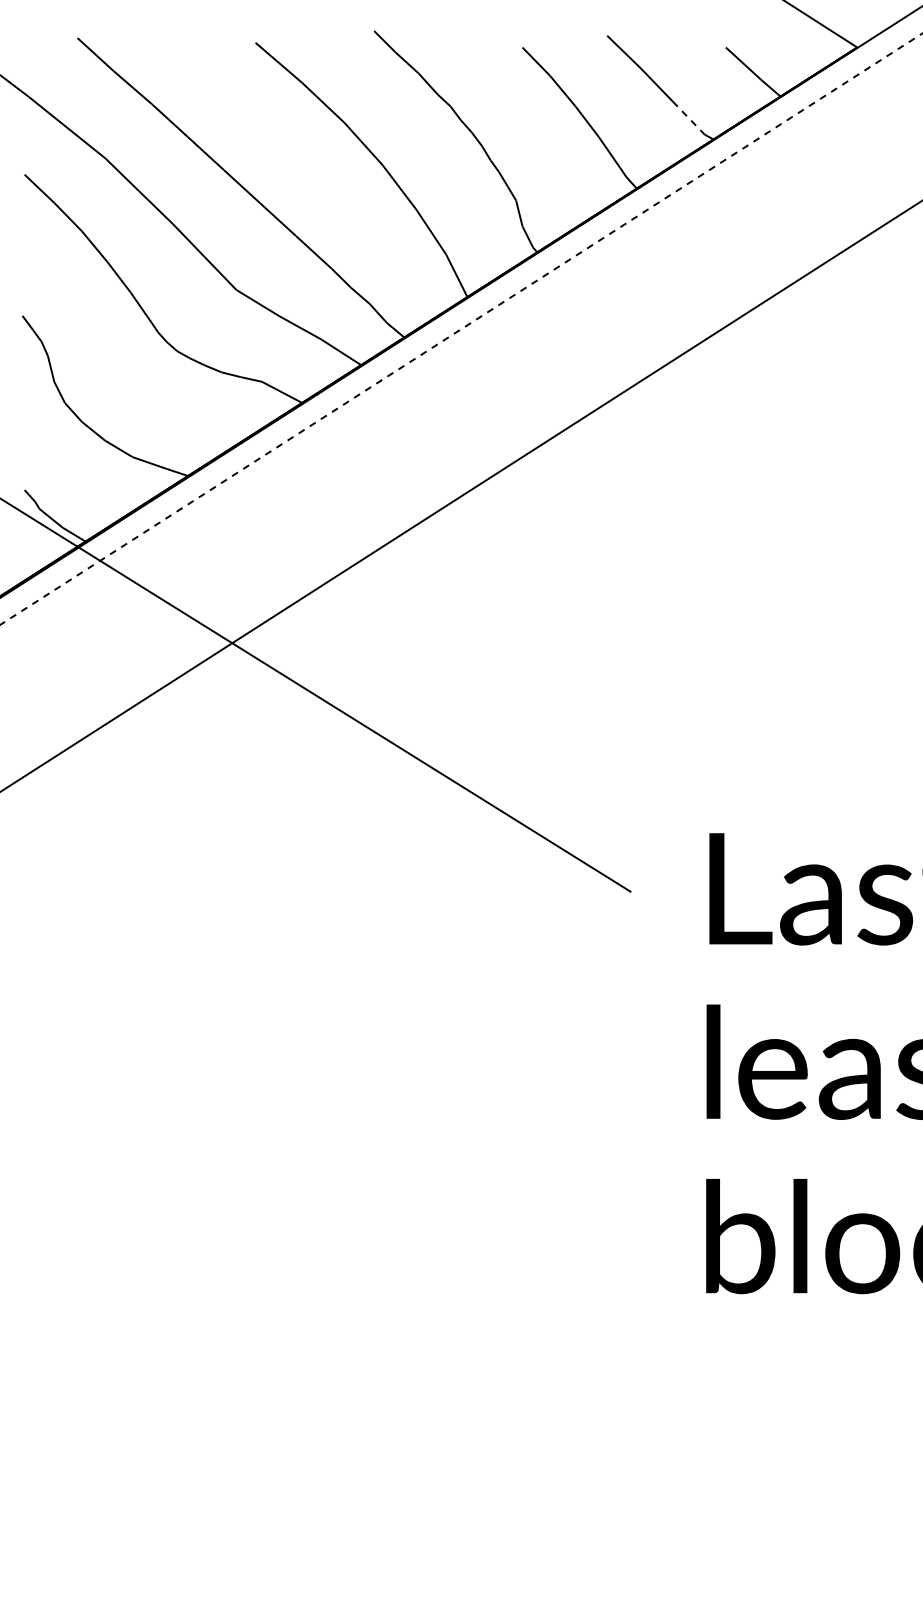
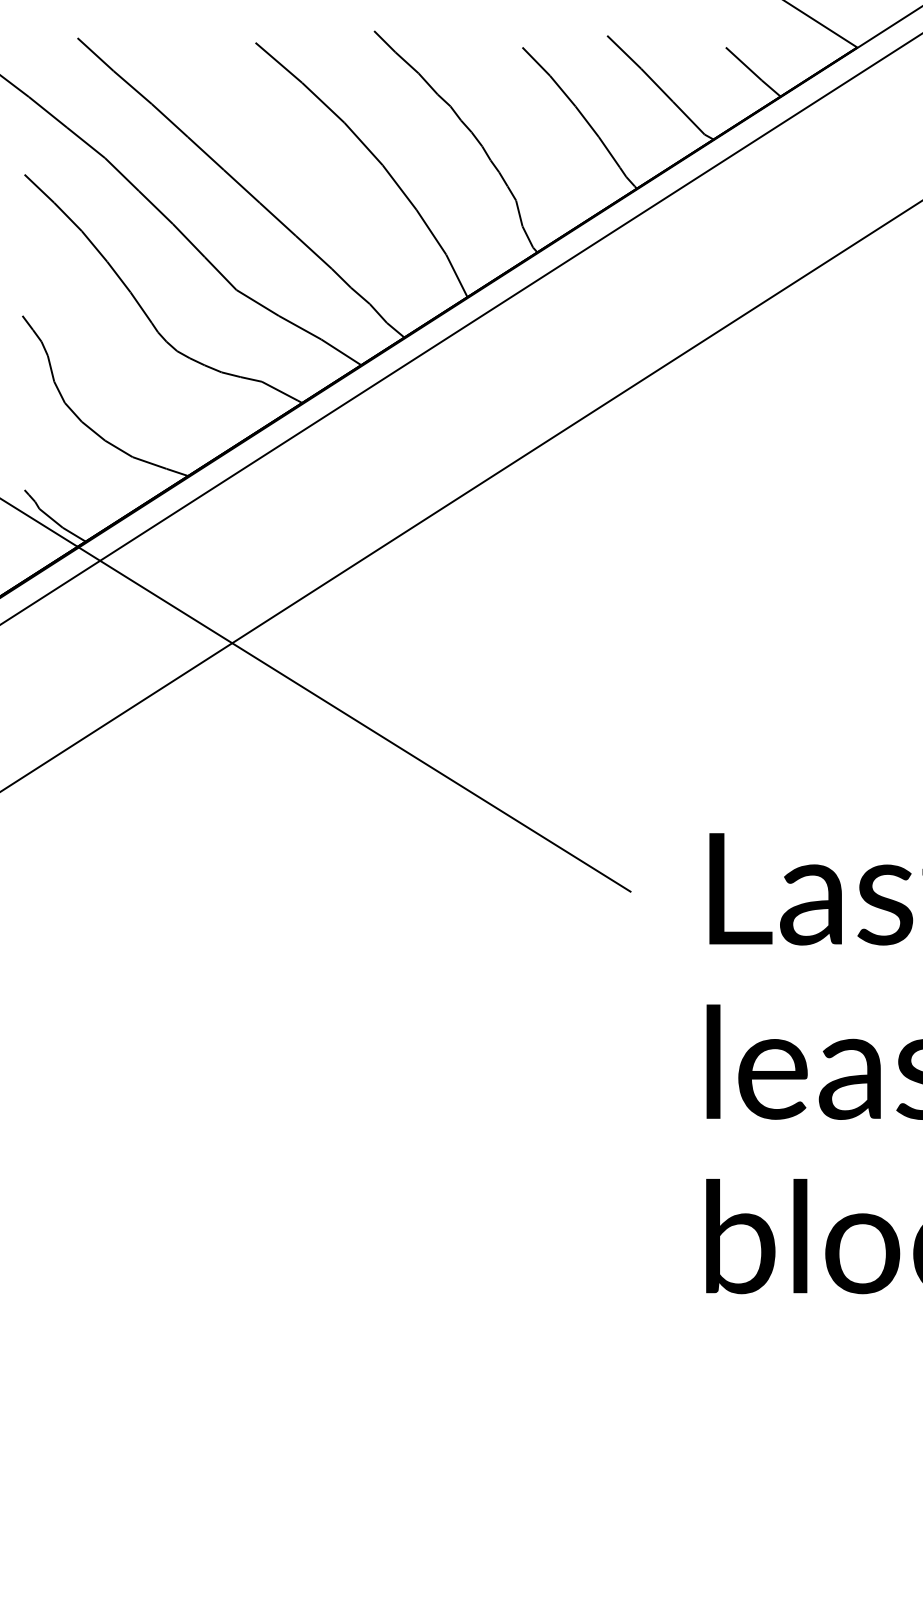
line: dashed -> solid (688, 118)
line: dashed -> solid (461, 329)
